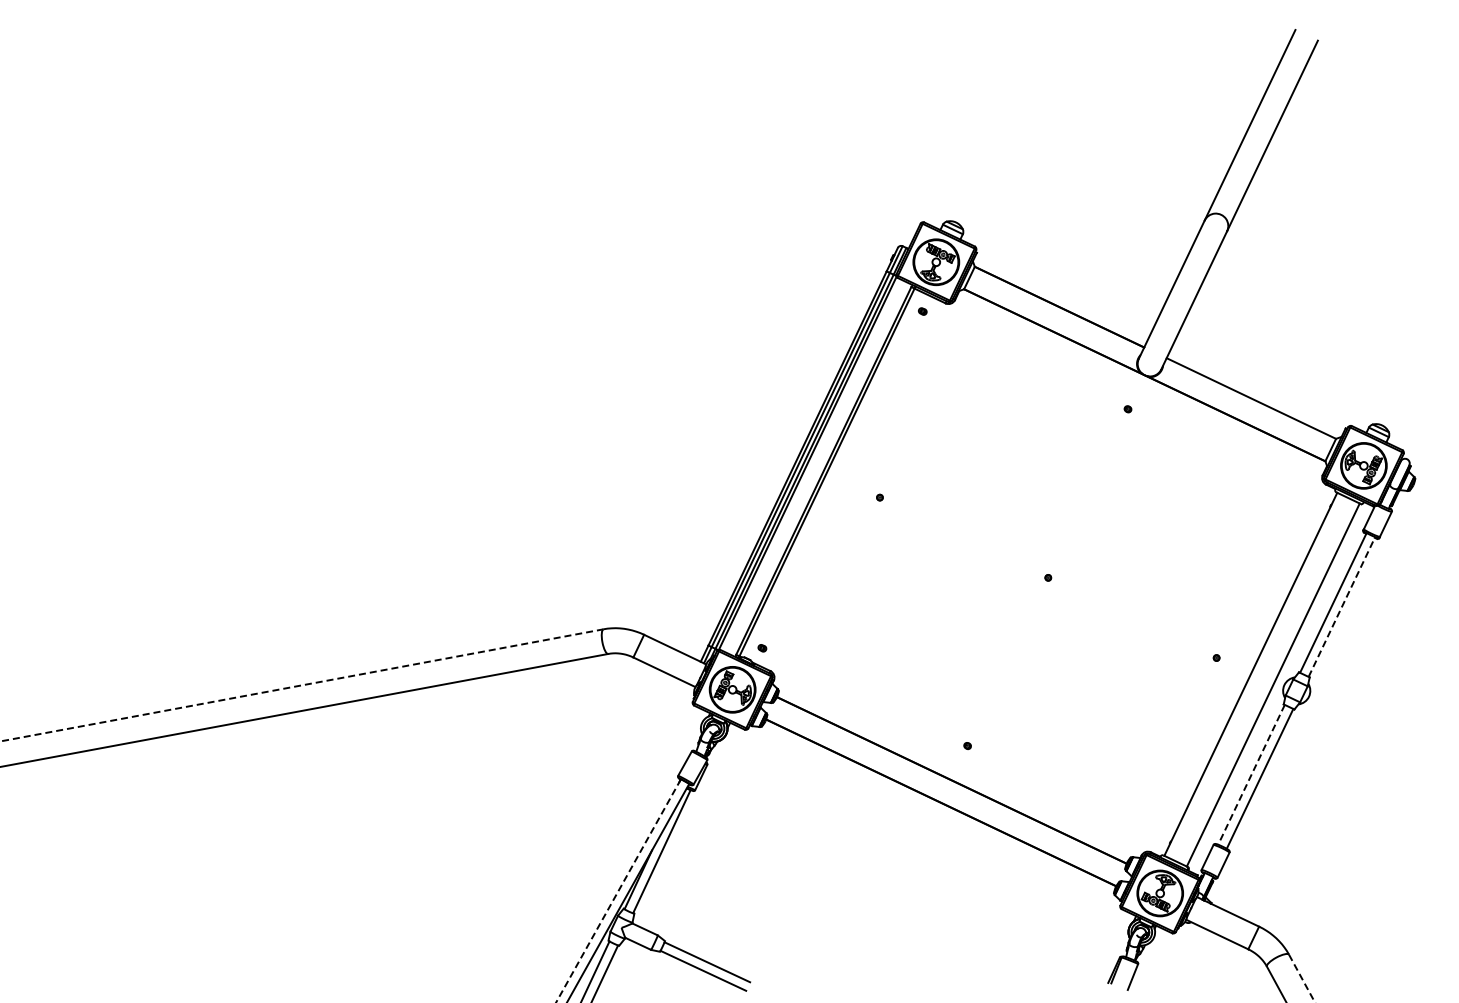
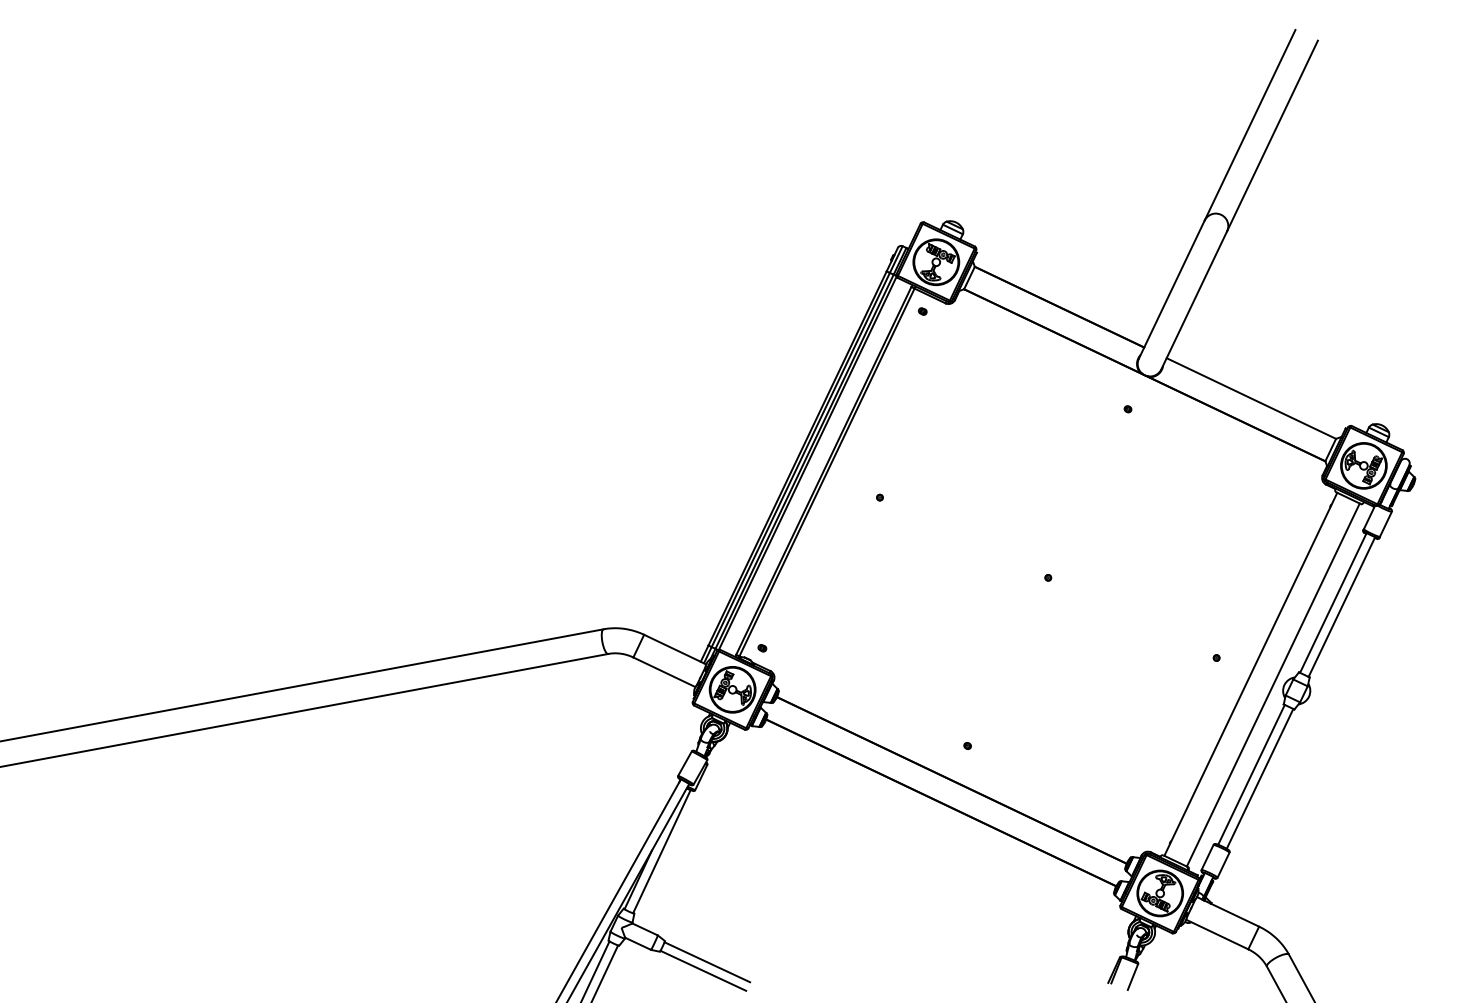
line: dashed -> solid (1342, 606)
line: dashed -> solid (301, 685)
line: dashed -> solid (1251, 775)
line: dashed -> solid (618, 891)
line: dashed -> solid (1301, 978)
